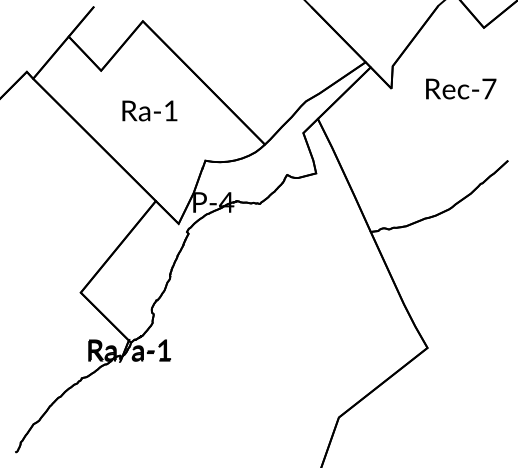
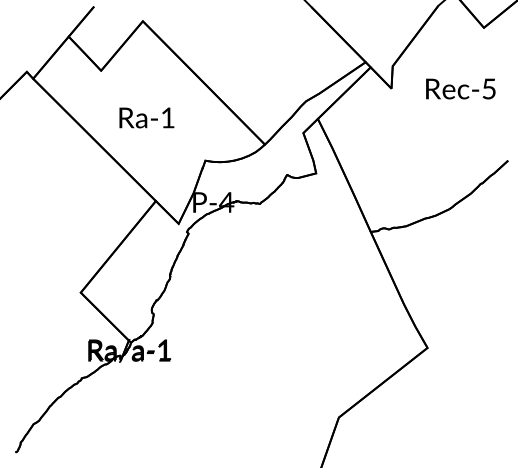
text: Rec-7 -> Rec-5 (489, 88)
text position: (149, 110) -> (146, 117) (146, 117)
